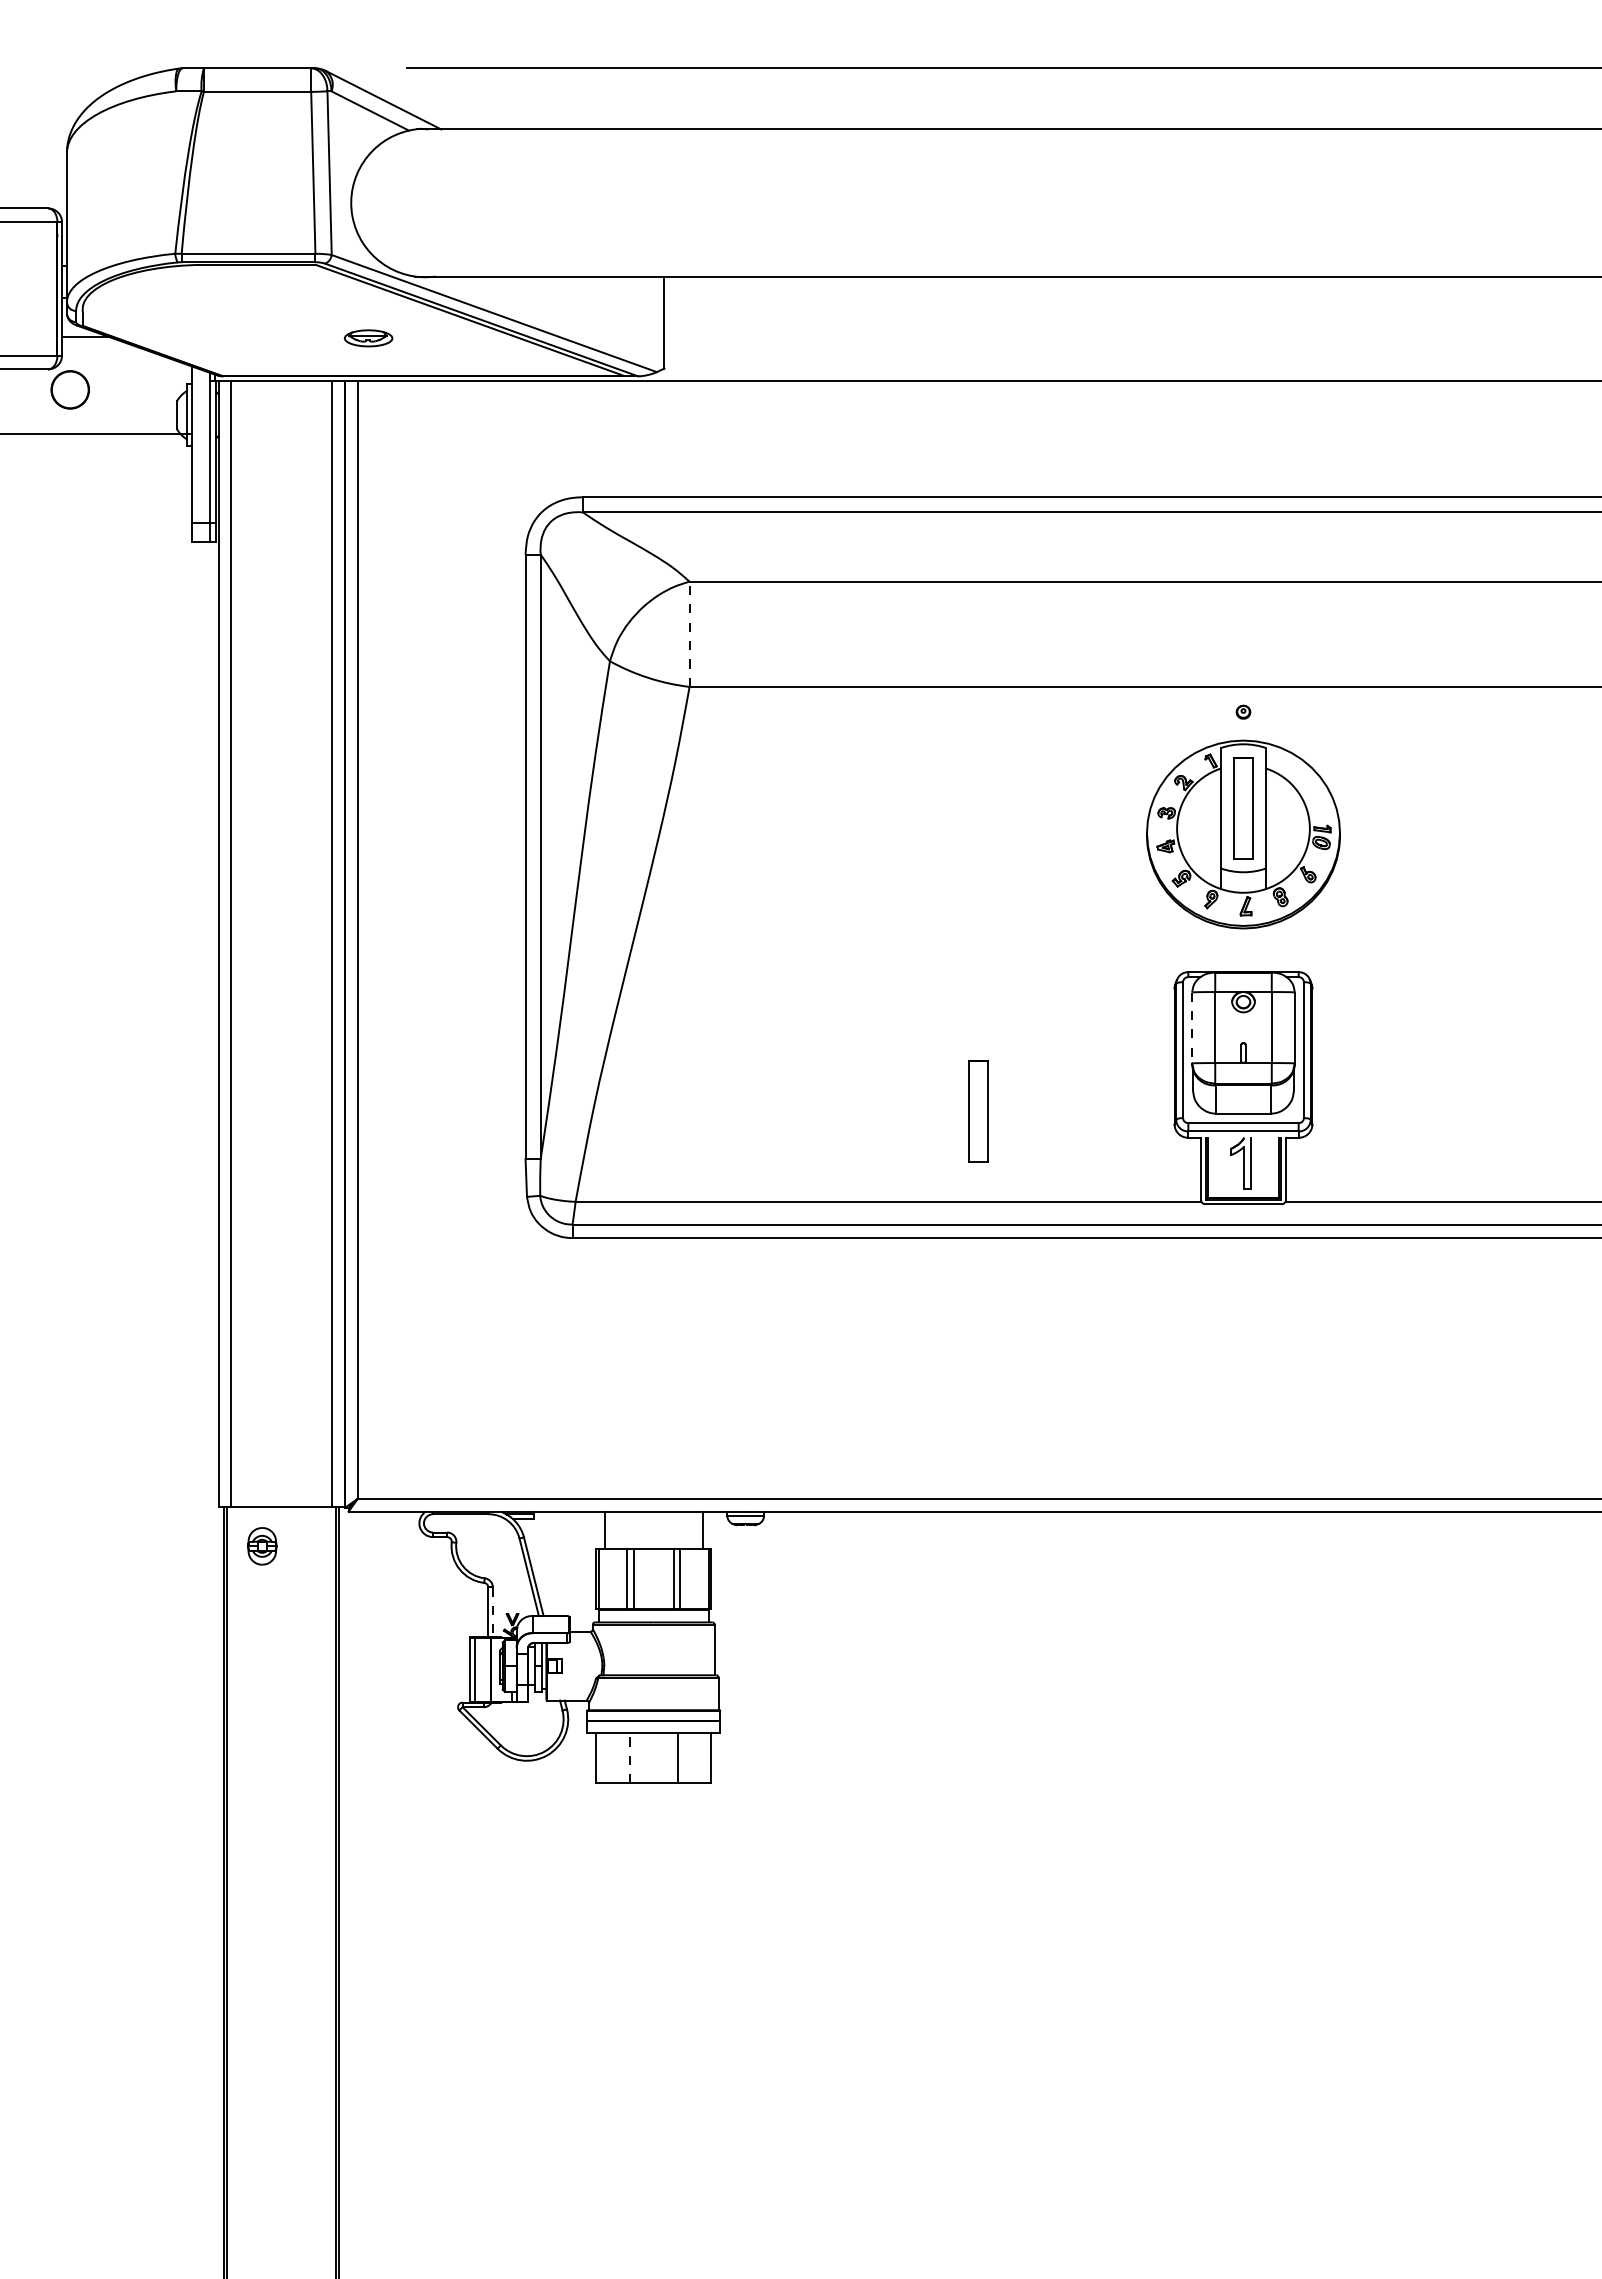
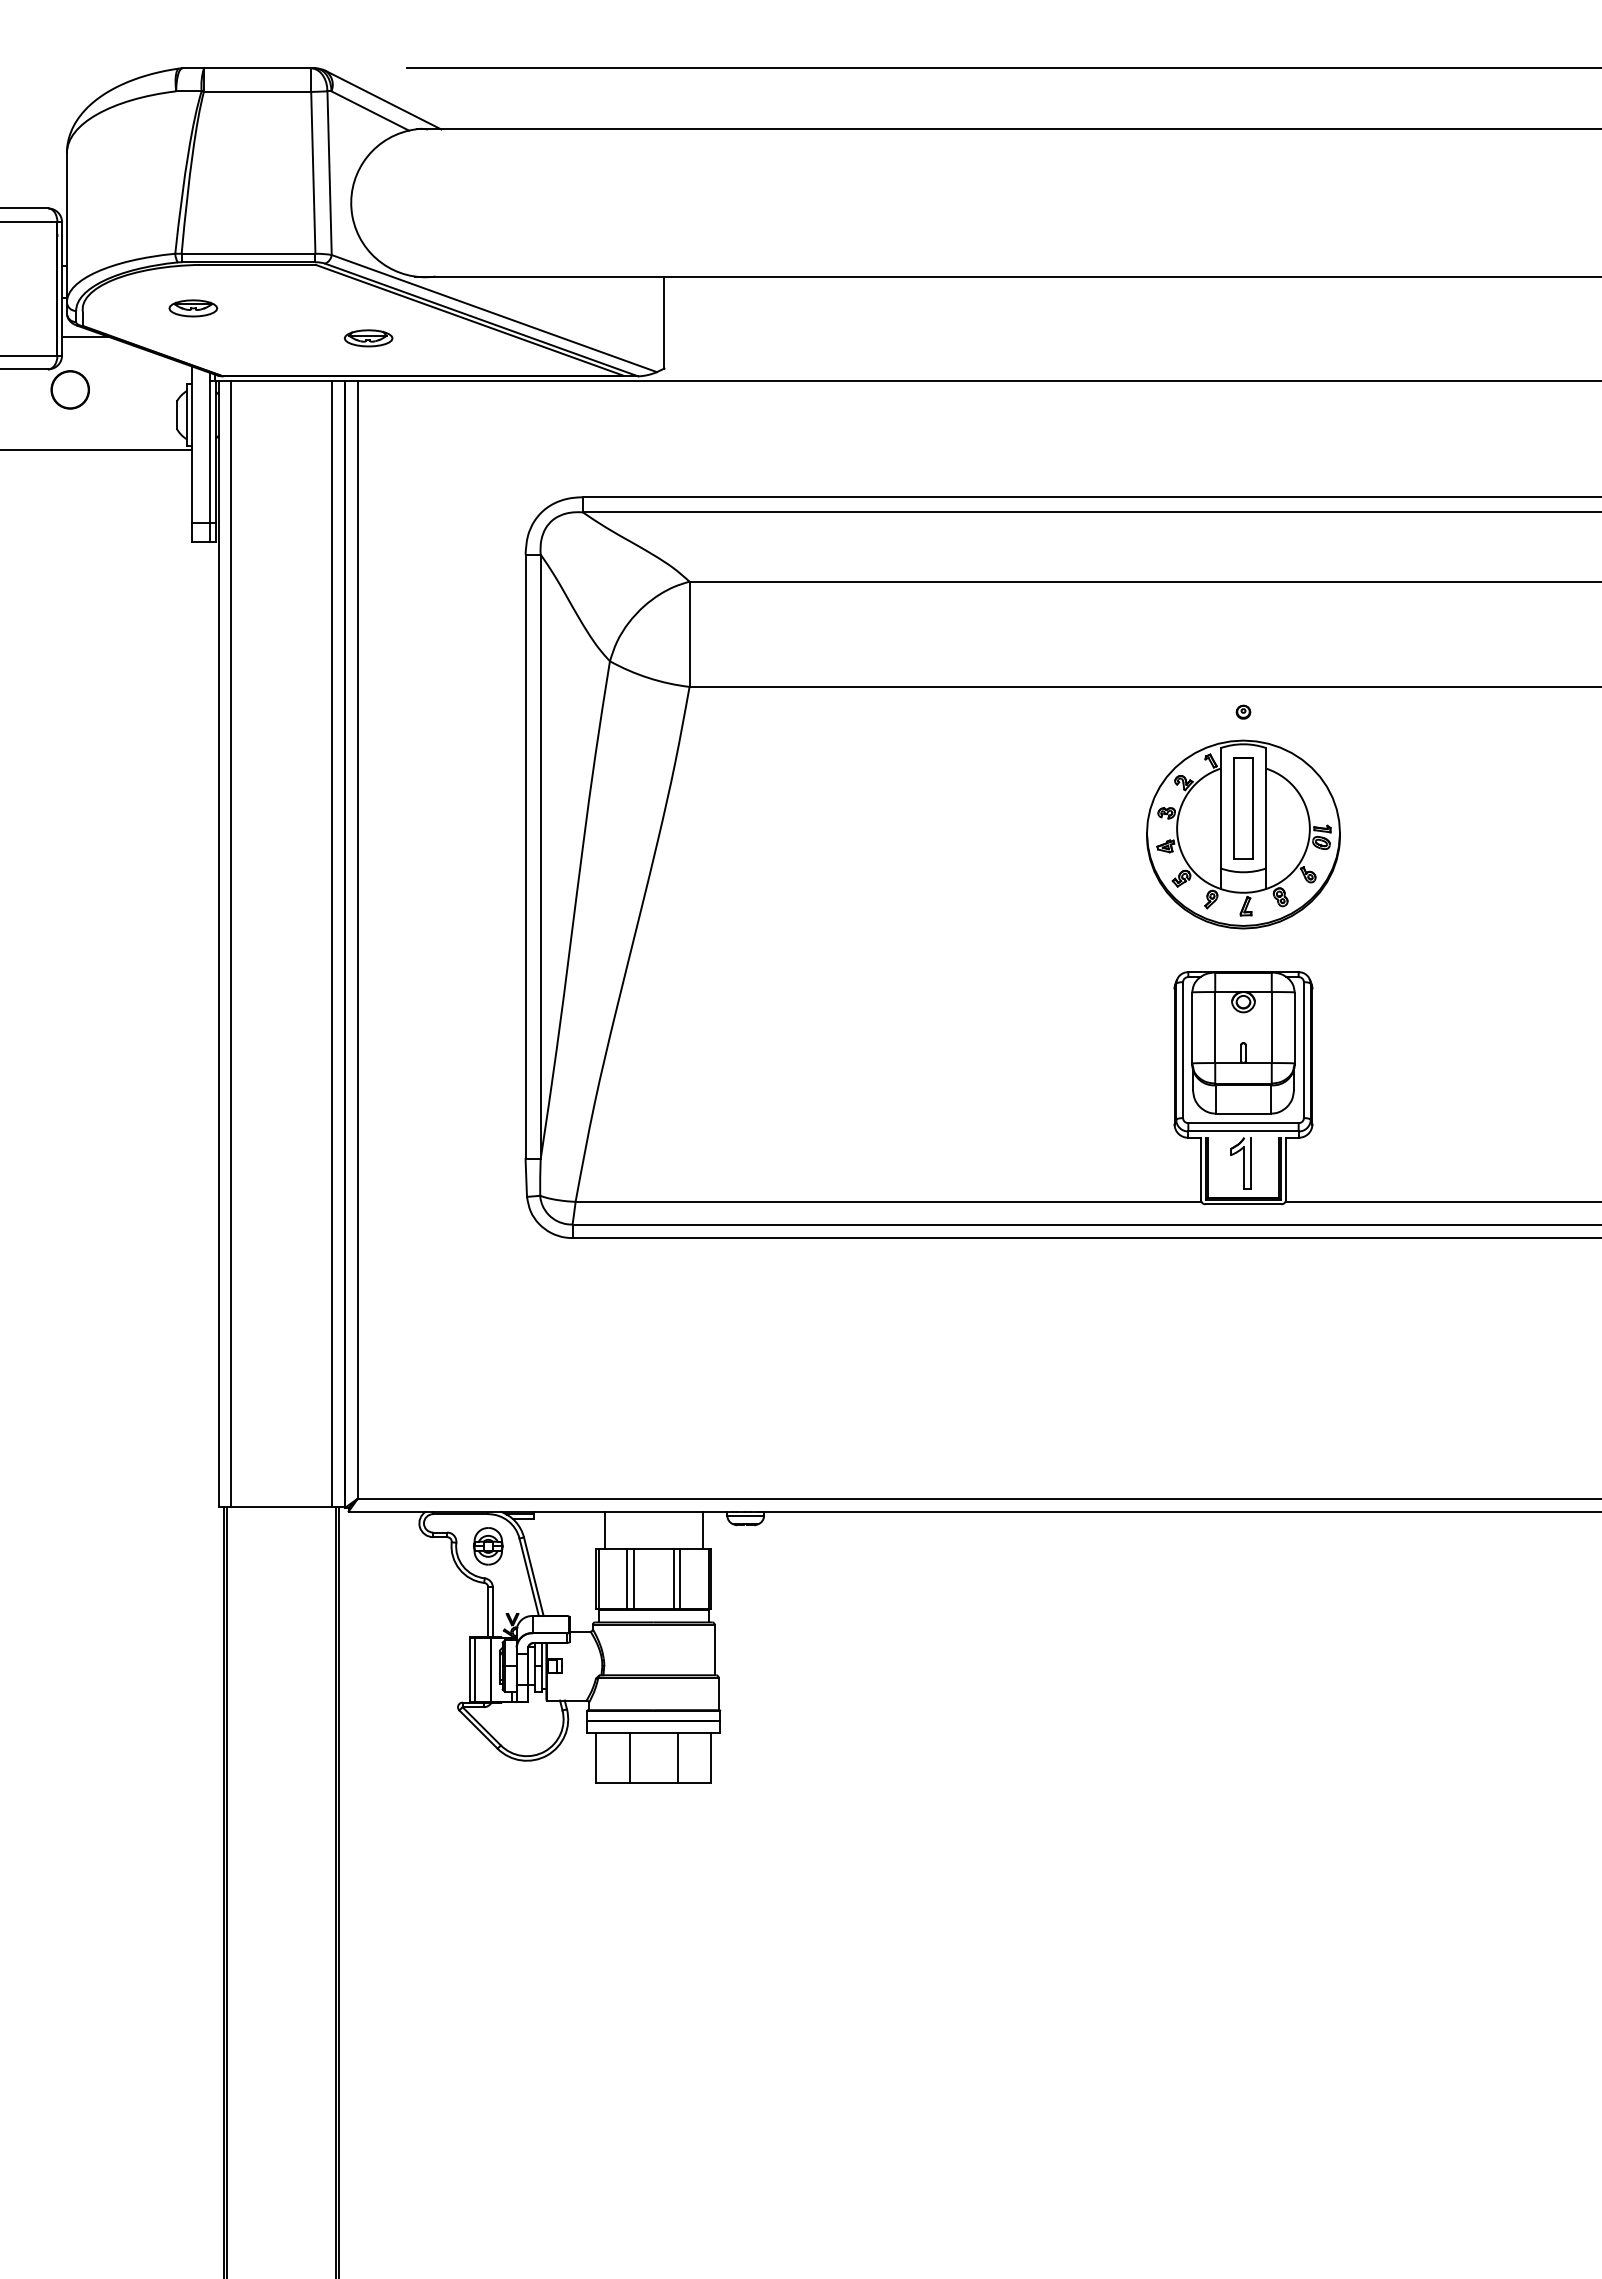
part: none -> present (193, 308)
line position: (97, 433) -> (97, 449) (97, 449)
line: dashed -> solid (689, 634)
line: dashed -> solid (1192, 1028)
part: present -> none (978, 1111)
part position: (262, 1546) -> (488, 1546) (488, 1546)
line: dashed -> solid (492, 1612)
line: dashed -> solid (629, 1757)
